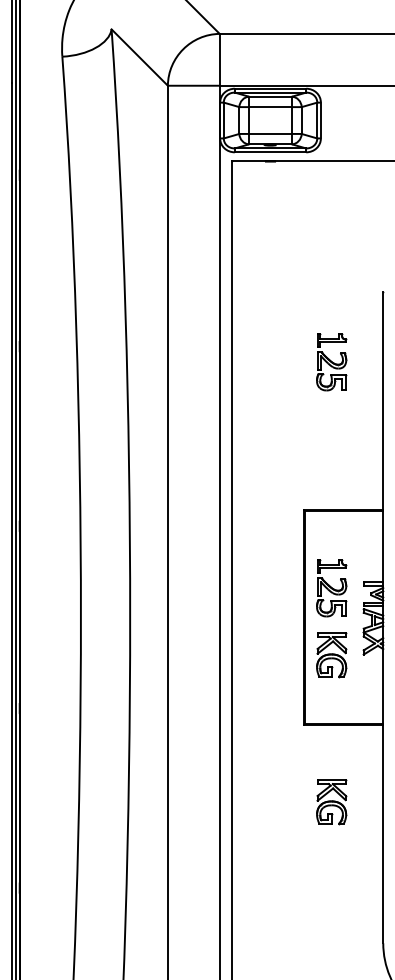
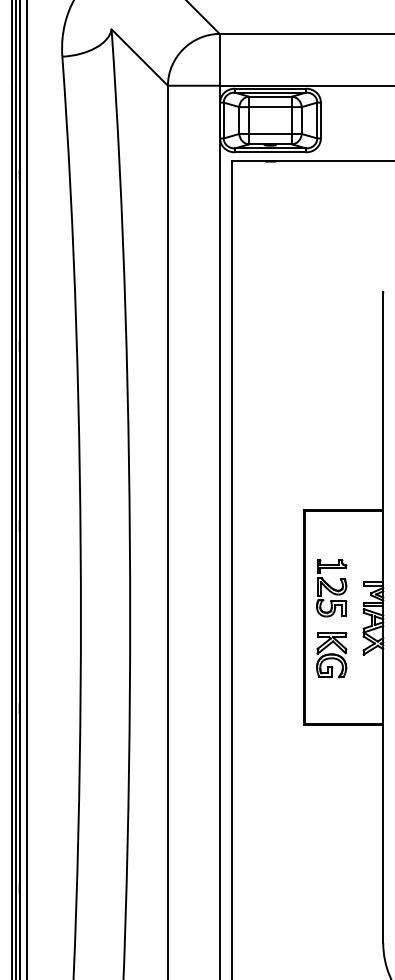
part: present -> none (331, 362)
line: none -> present (26, 489)
part: present -> none (331, 802)
